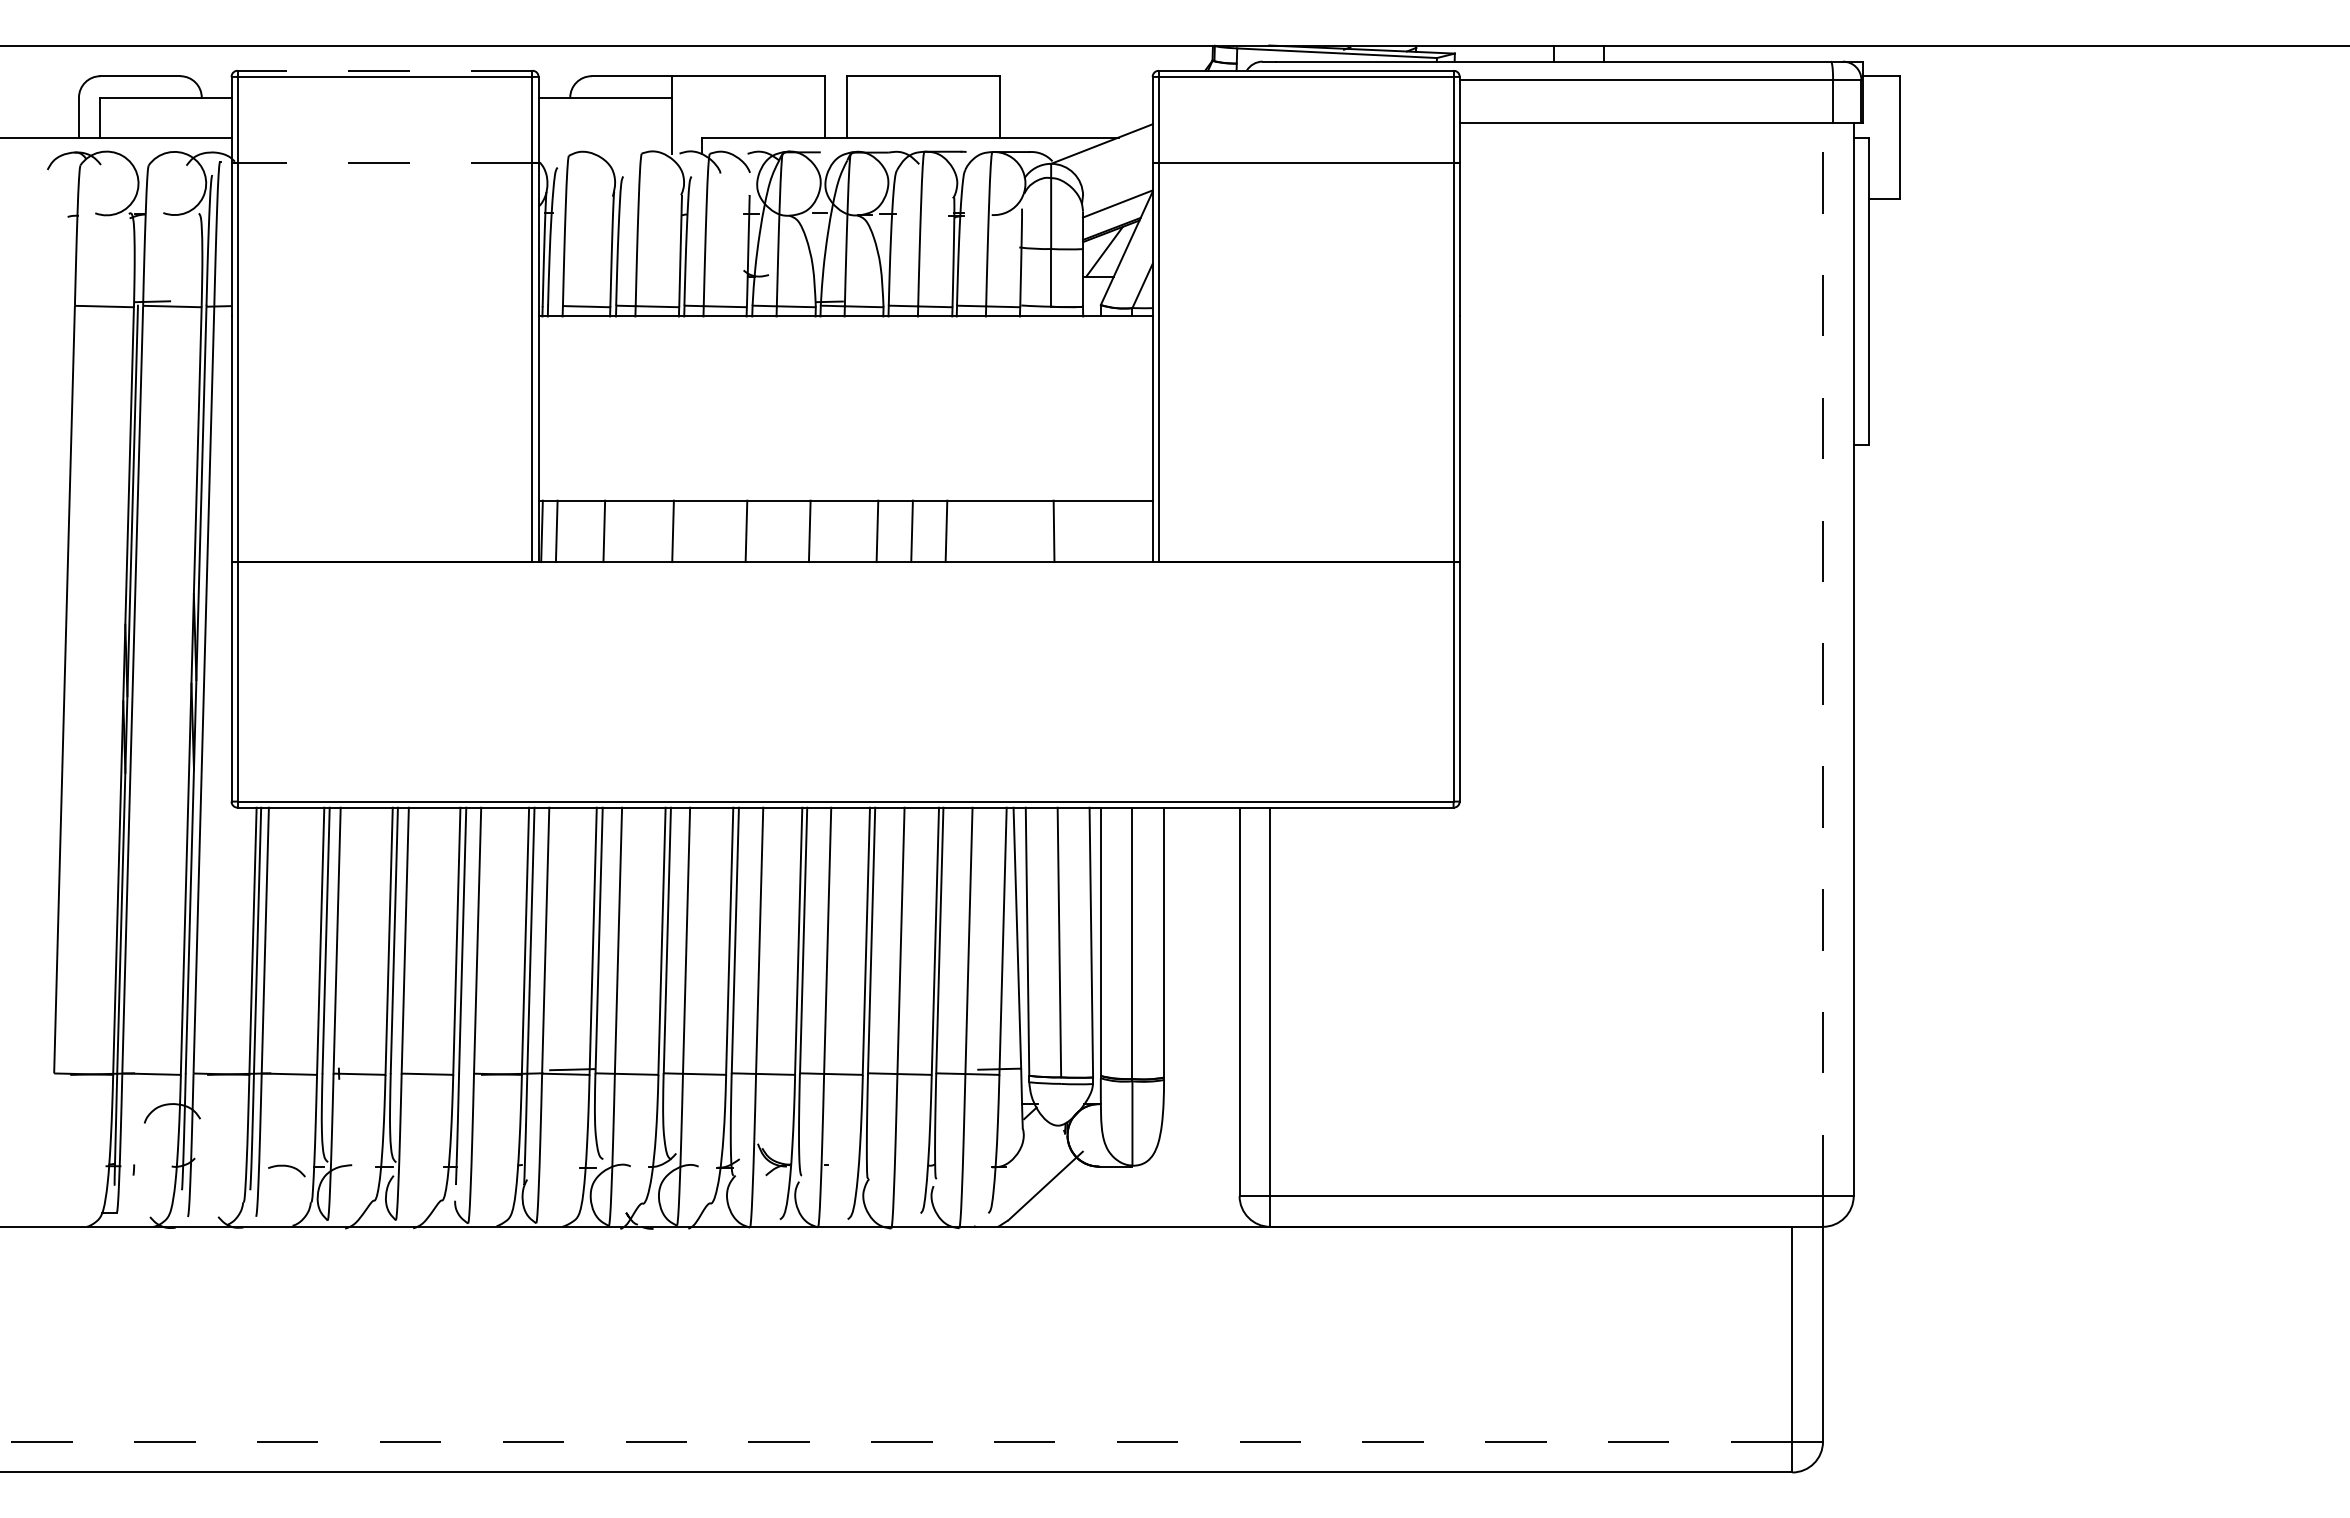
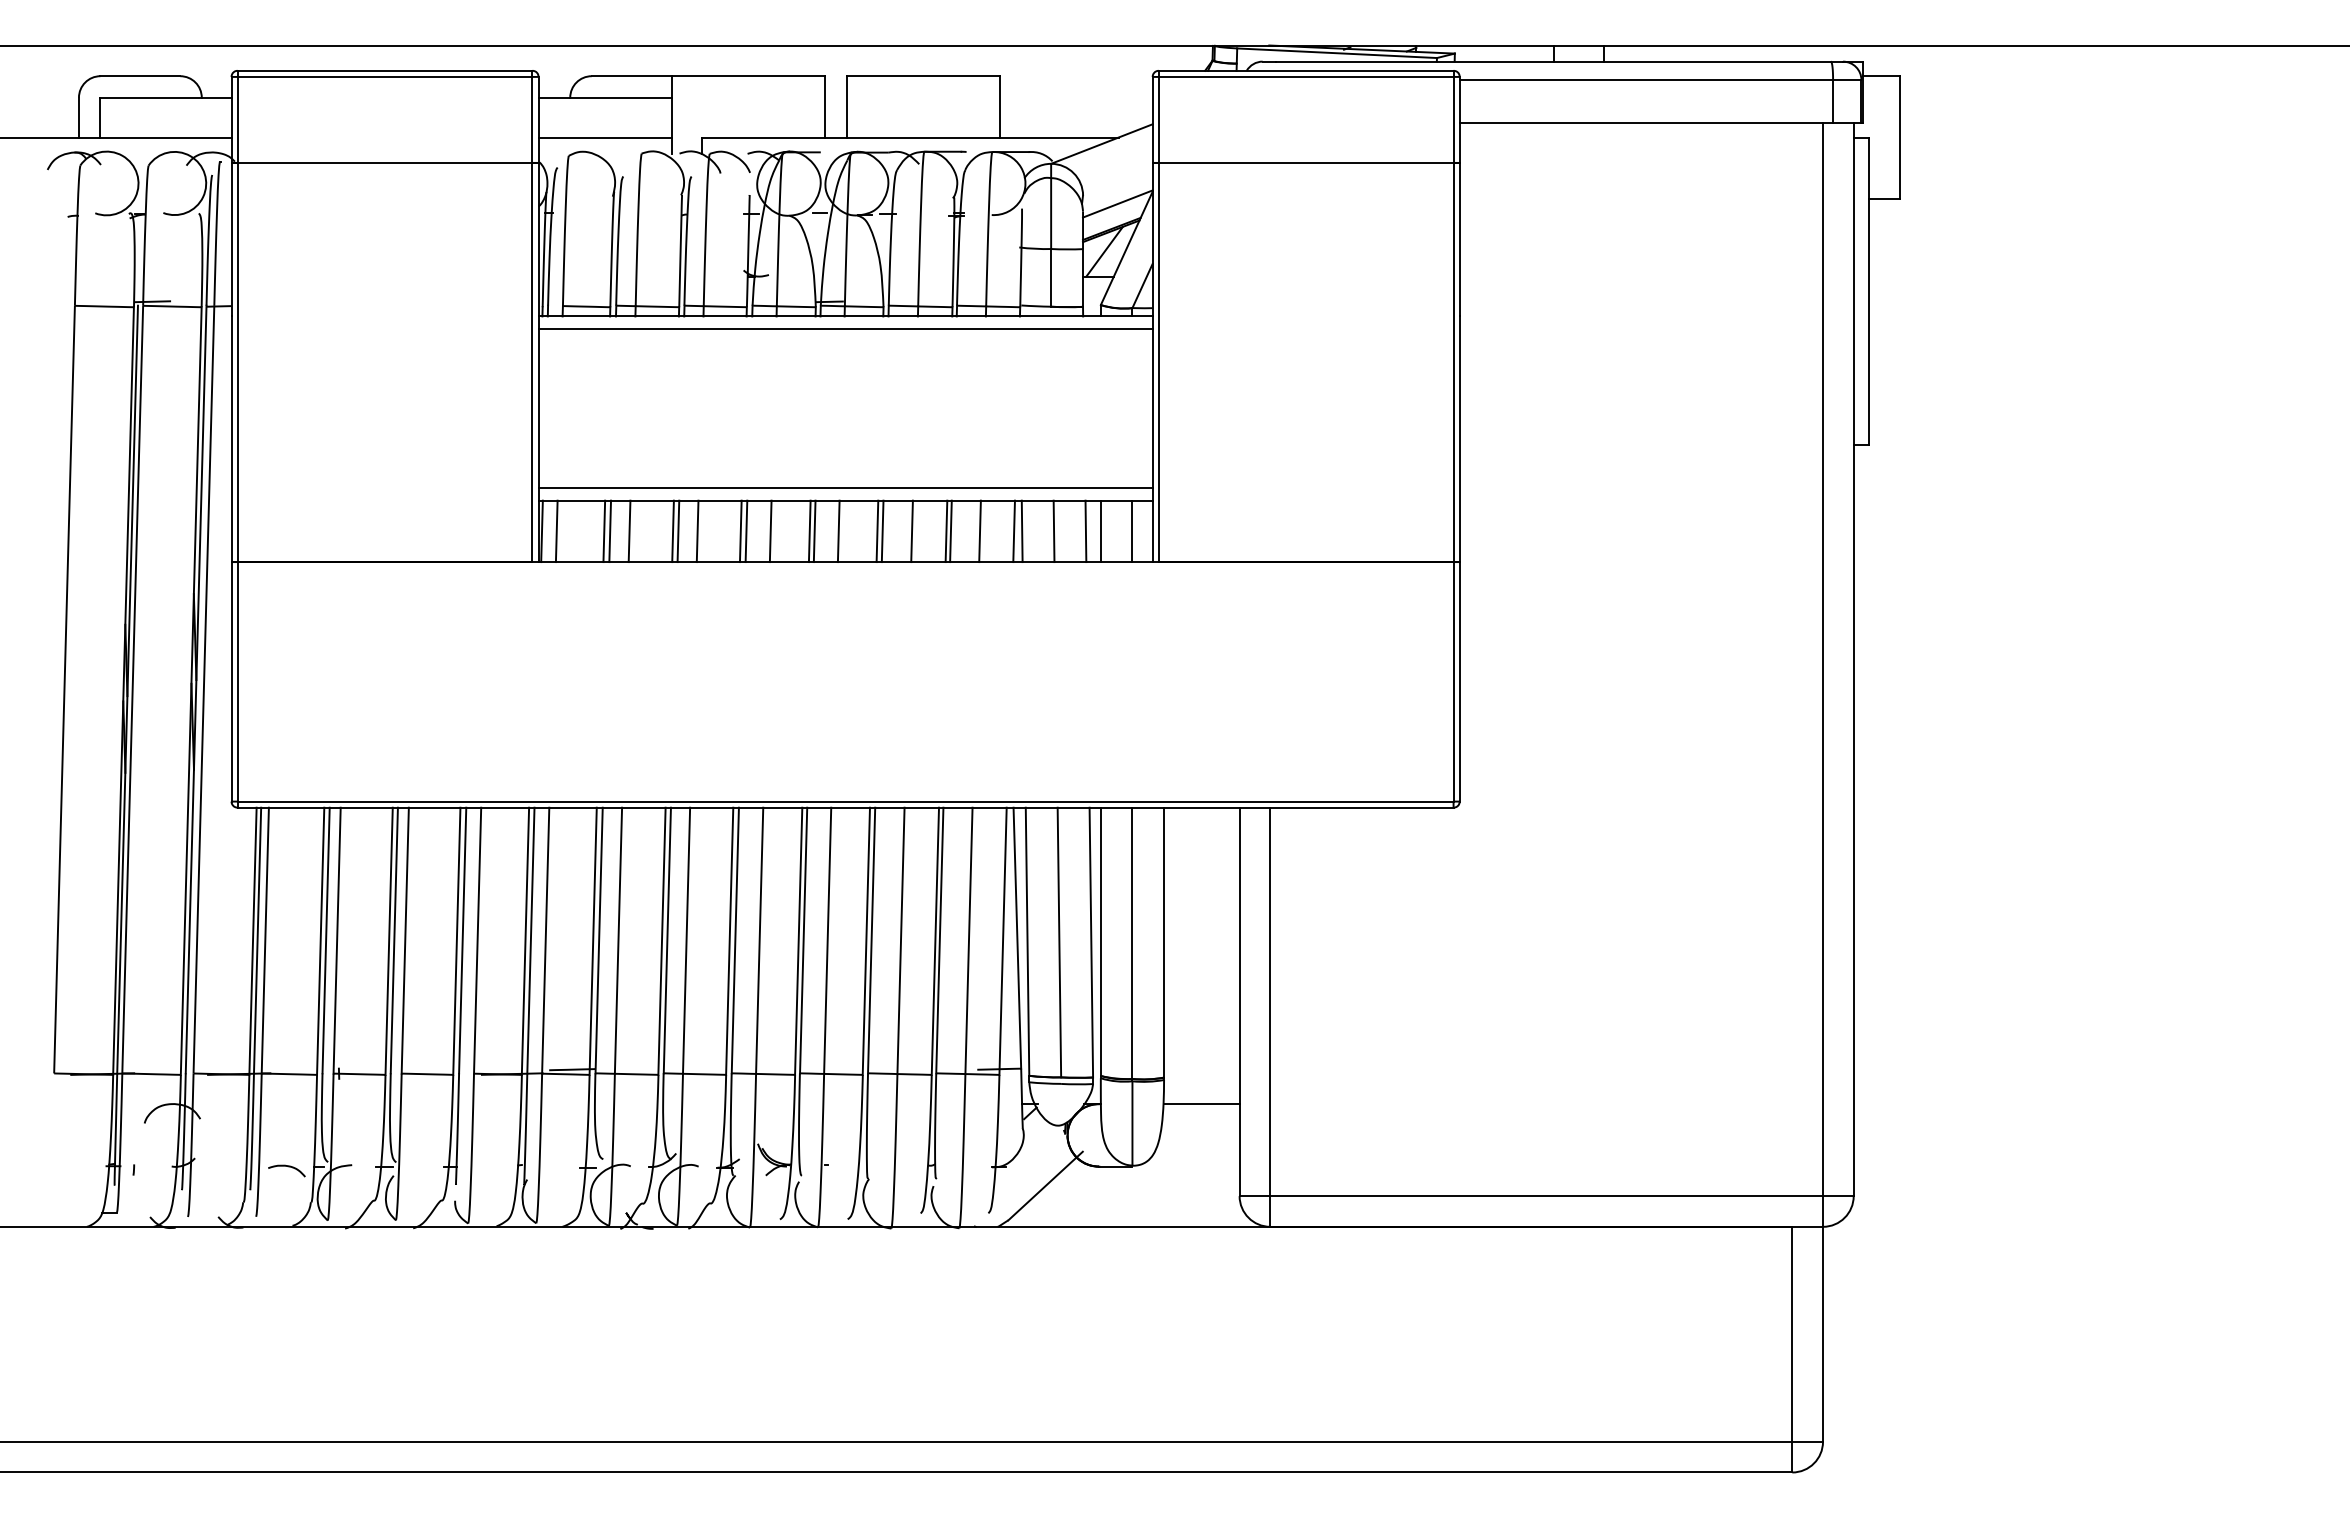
line: dashed -> solid (384, 70)
line: none -> present (604, 137)
line: dashed -> solid (384, 162)
line: none -> present (845, 328)
line: none -> present (845, 488)
line: none -> present (610, 531)
line: none -> present (629, 531)
line: none -> present (678, 531)
line: none -> present (697, 531)
line: none -> present (740, 531)
line: none -> present (770, 531)
line: none -> present (814, 531)
line: none -> present (838, 531)
line: none -> present (882, 531)
line: none -> present (950, 531)
line: none -> present (979, 531)
line: none -> present (1013, 531)
line: none -> present (1021, 531)
line: none -> present (1085, 531)
line: none -> present (1100, 531)
line: none -> present (1132, 531)
line: dashed -> solid (1823, 659)
line: none -> present (1201, 1104)
line: dashed -> solid (896, 1441)
